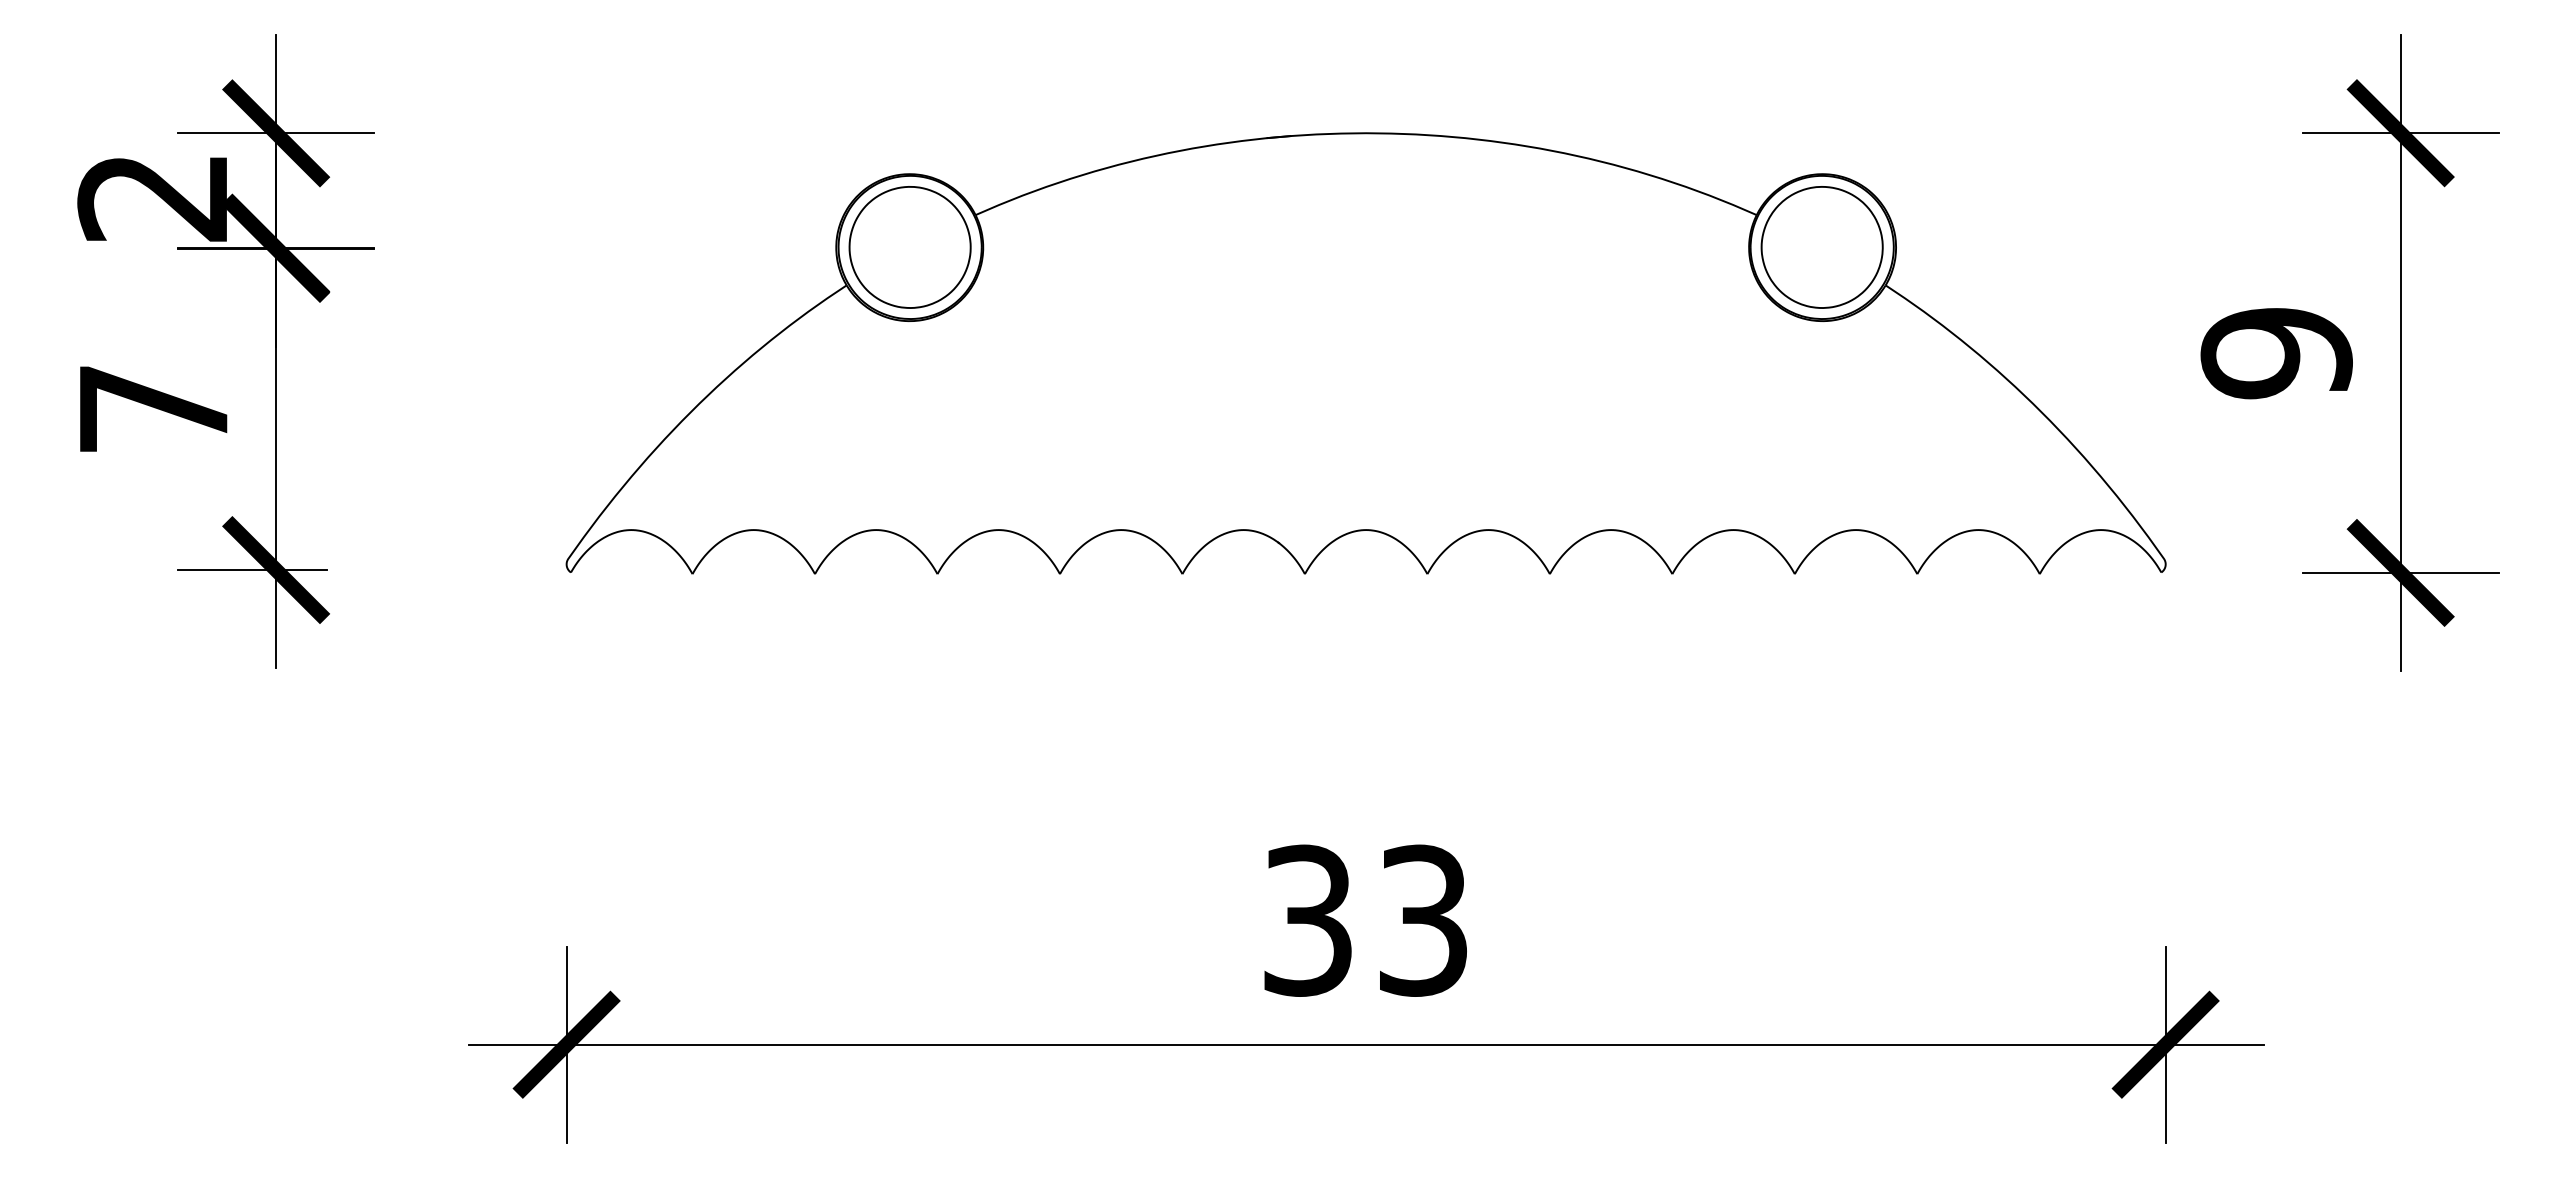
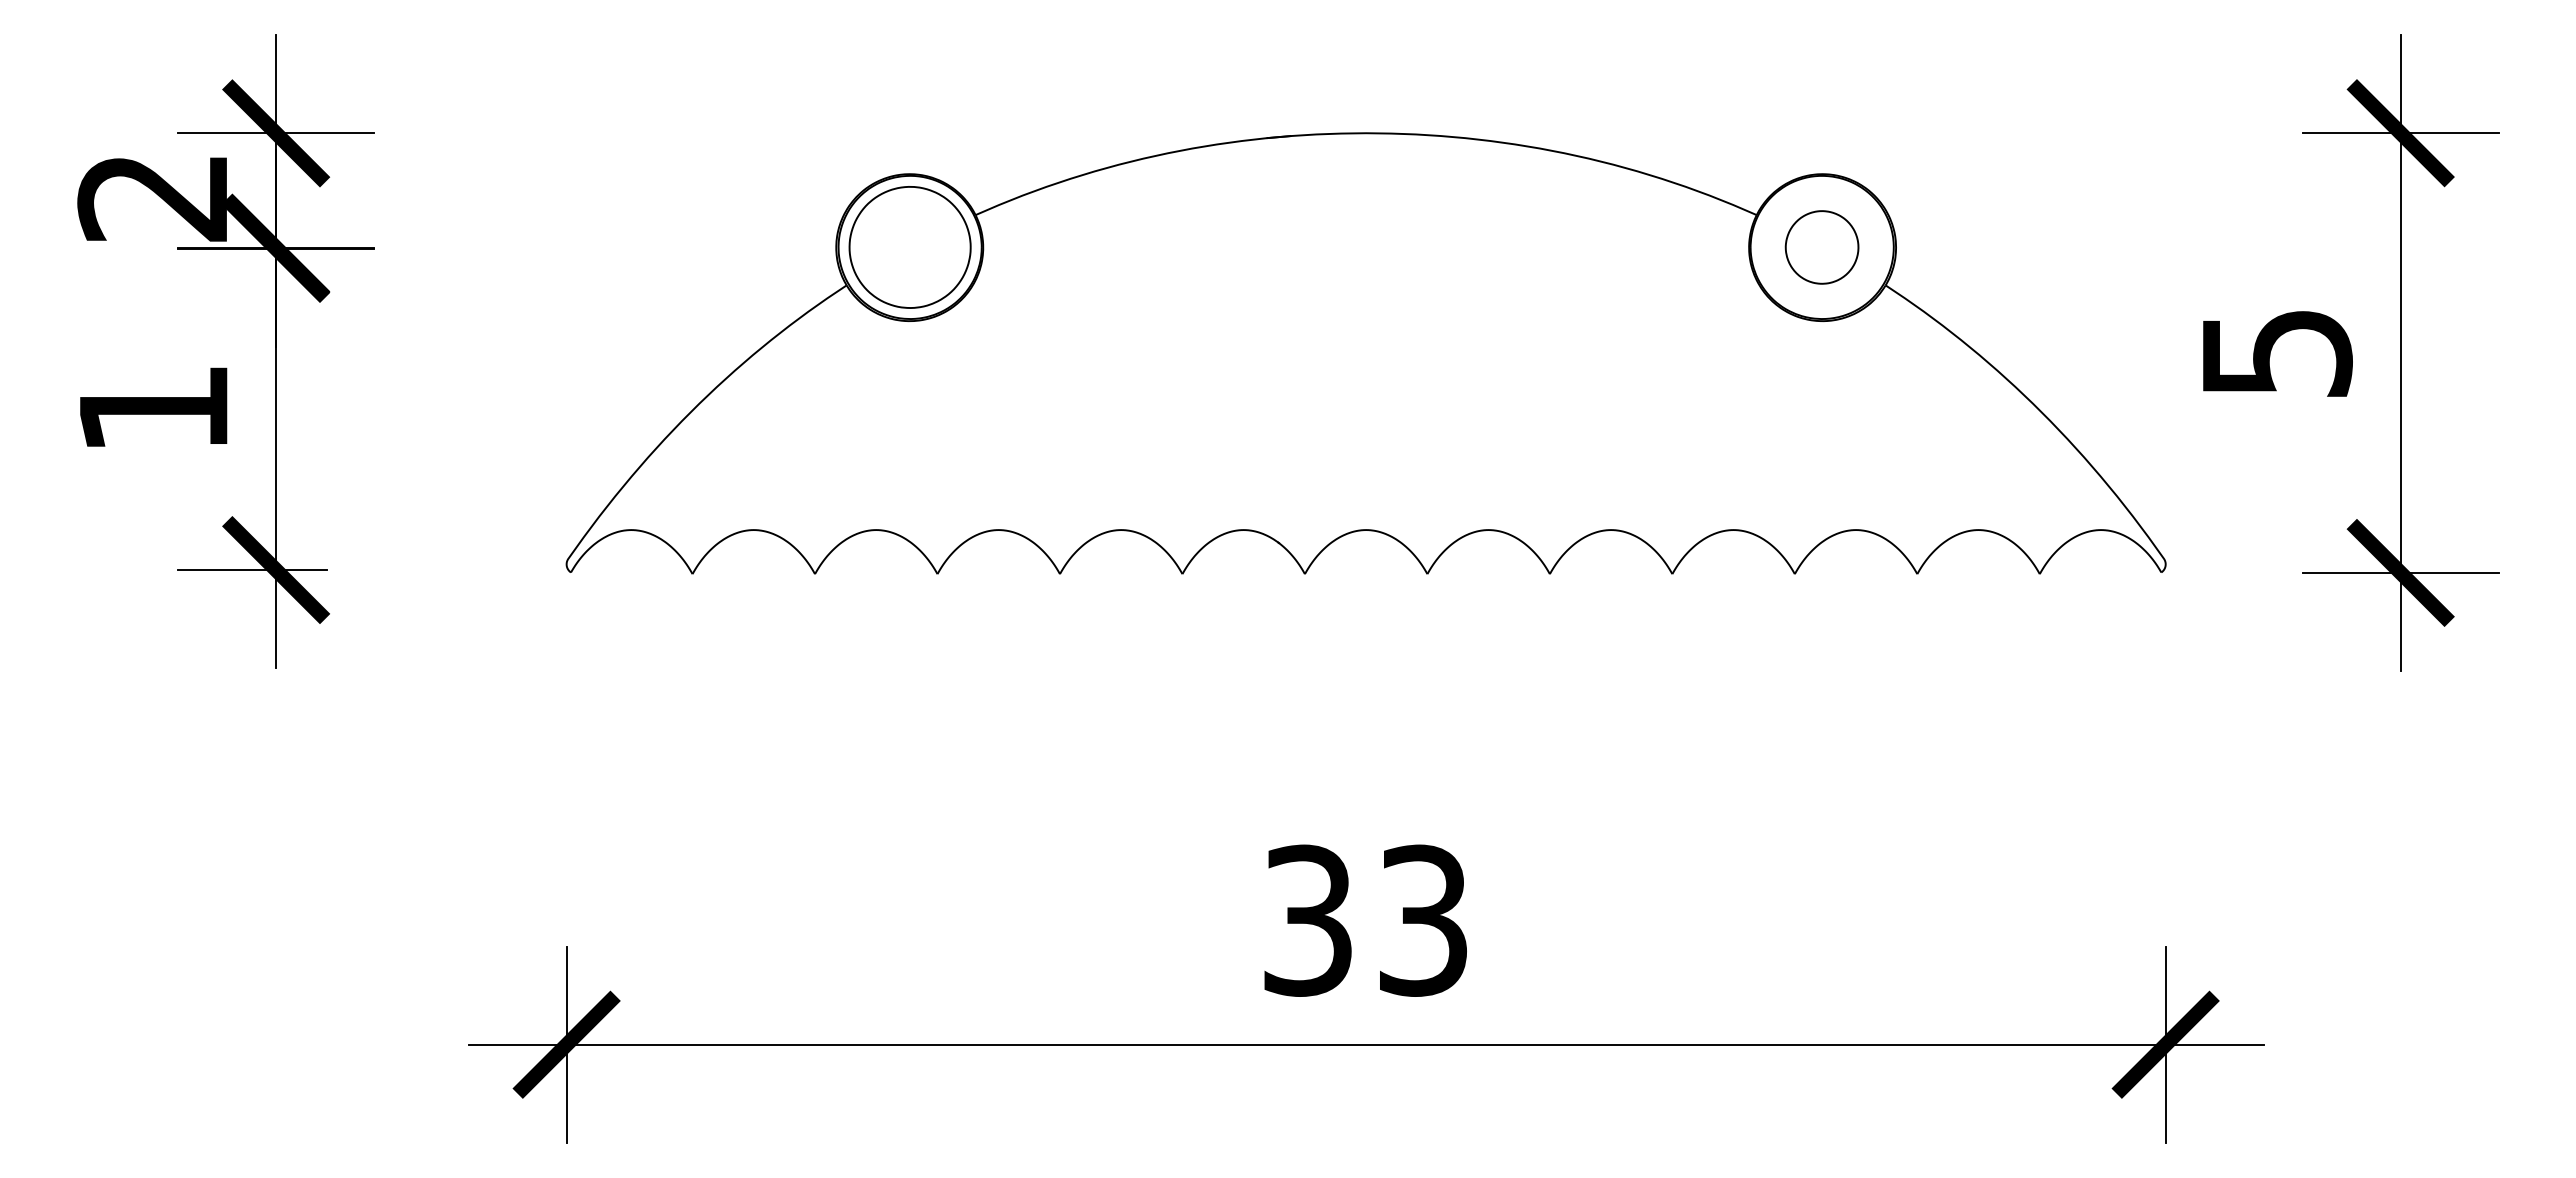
part size: 124x123 px -> 76x75 px (1821, 247)
text: 9 -> 5 (2276, 353)
text: 7 -> 1 (153, 408)
